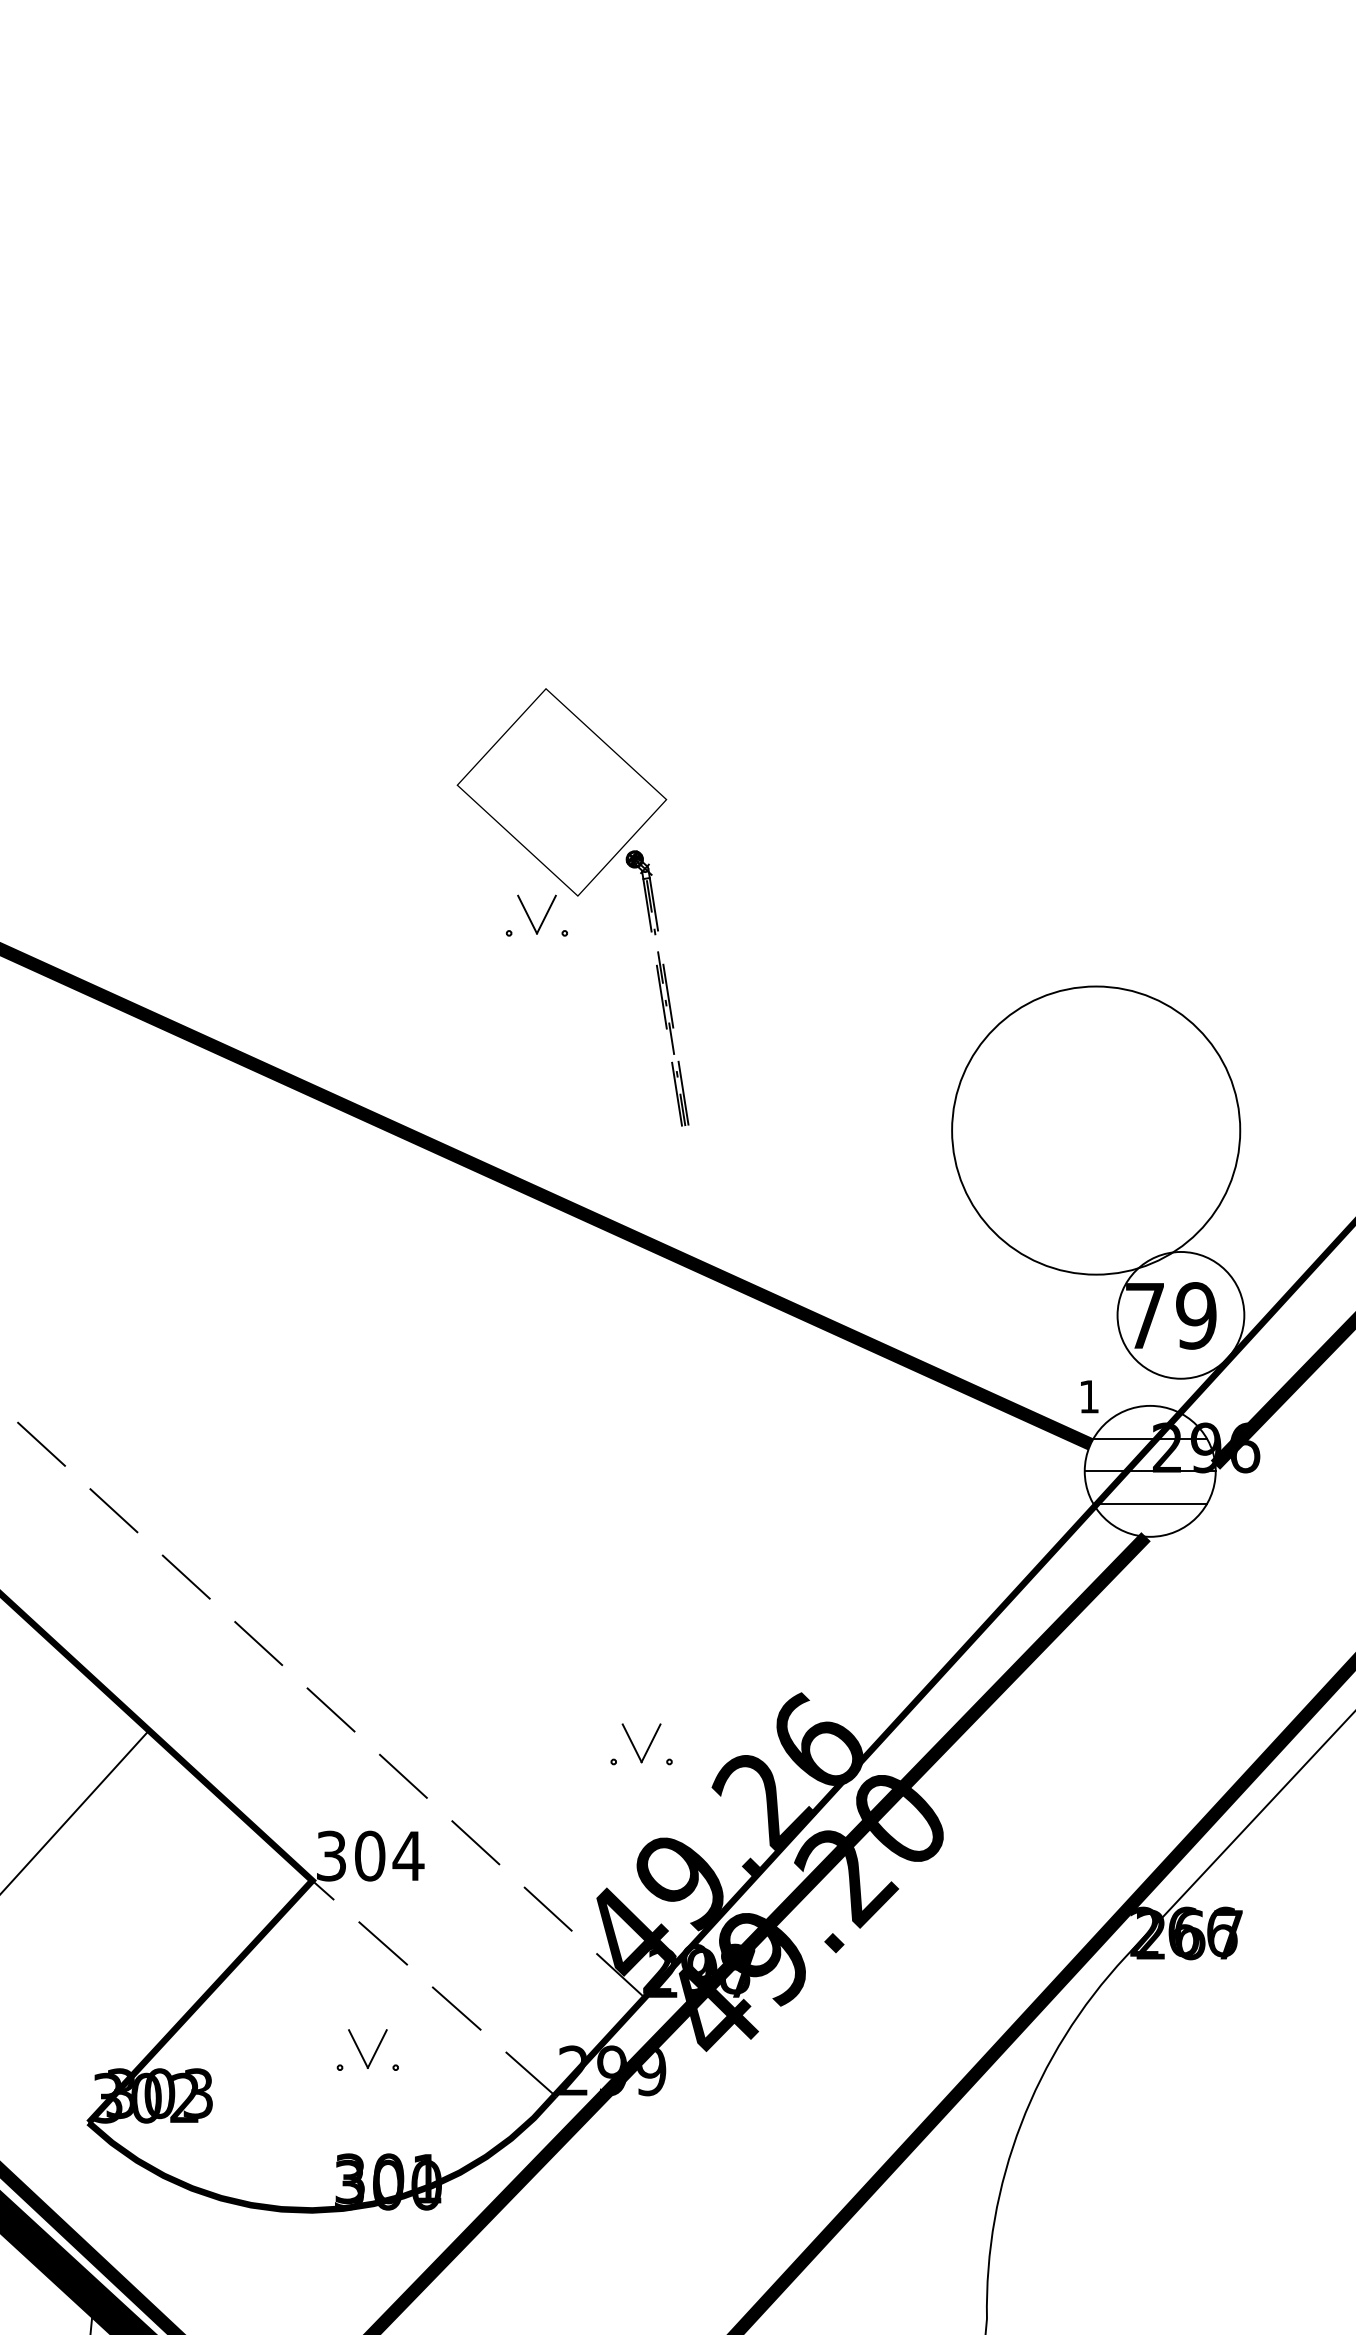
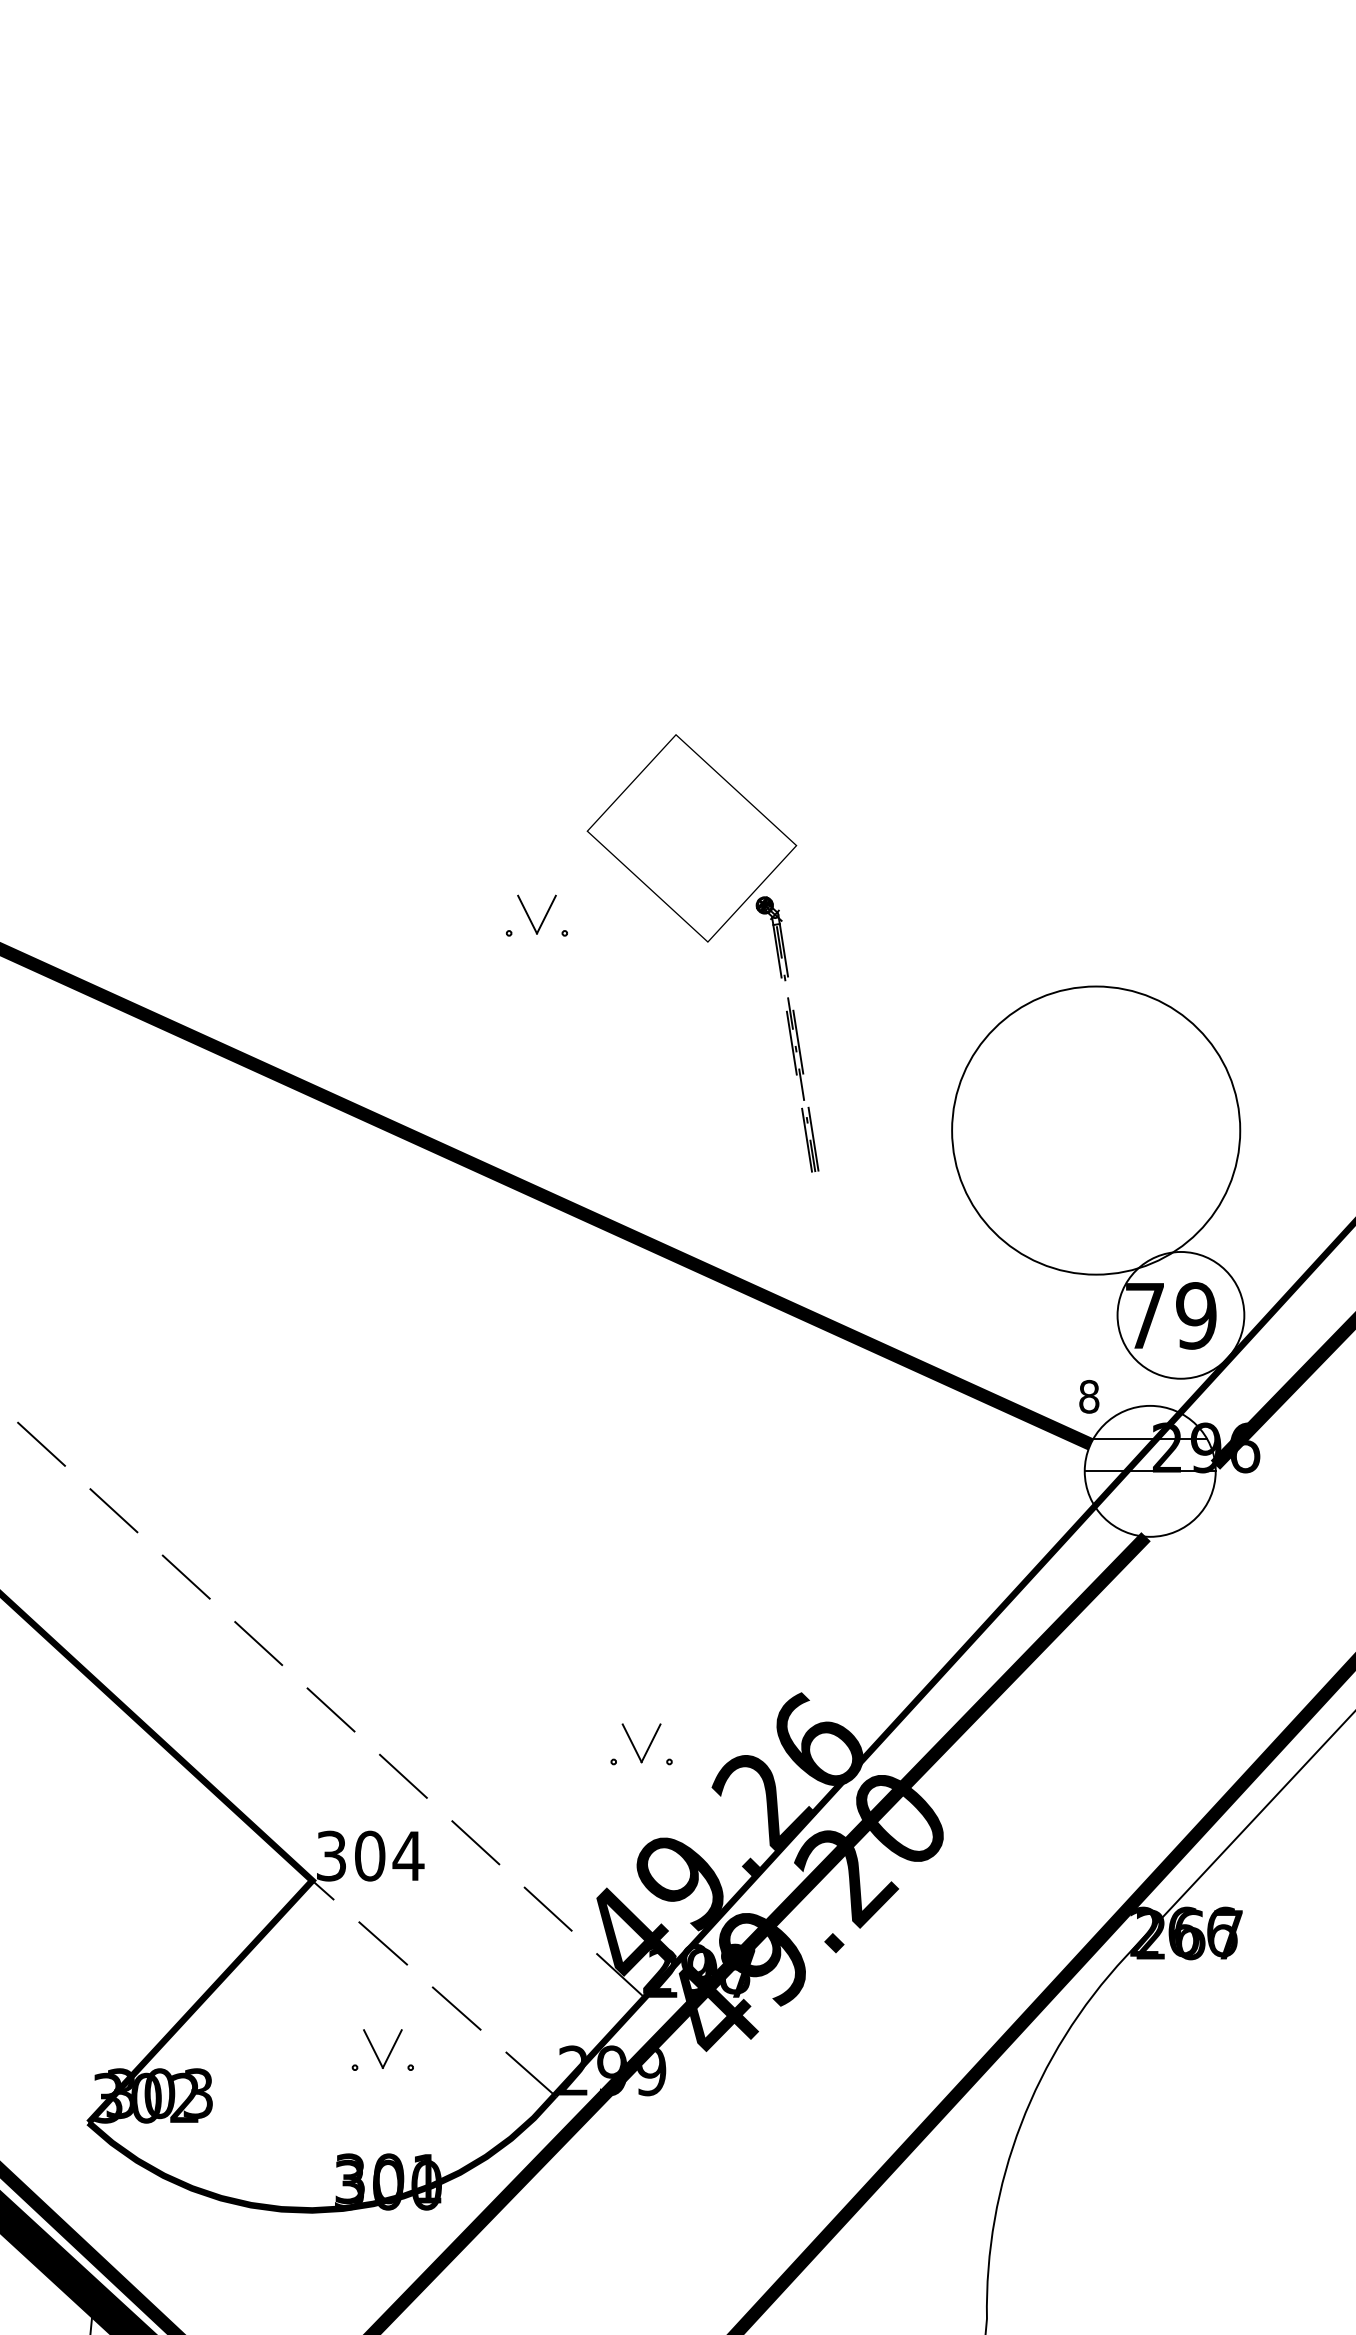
part position: (577, 896) -> (707, 942) (707, 942)
text: 1 -> 8 (1089, 1396)
line: present -> none (1149, 1504)
line: present -> none (75, 1811)
part position: (361, 2052) -> (376, 2052) (376, 2052)
